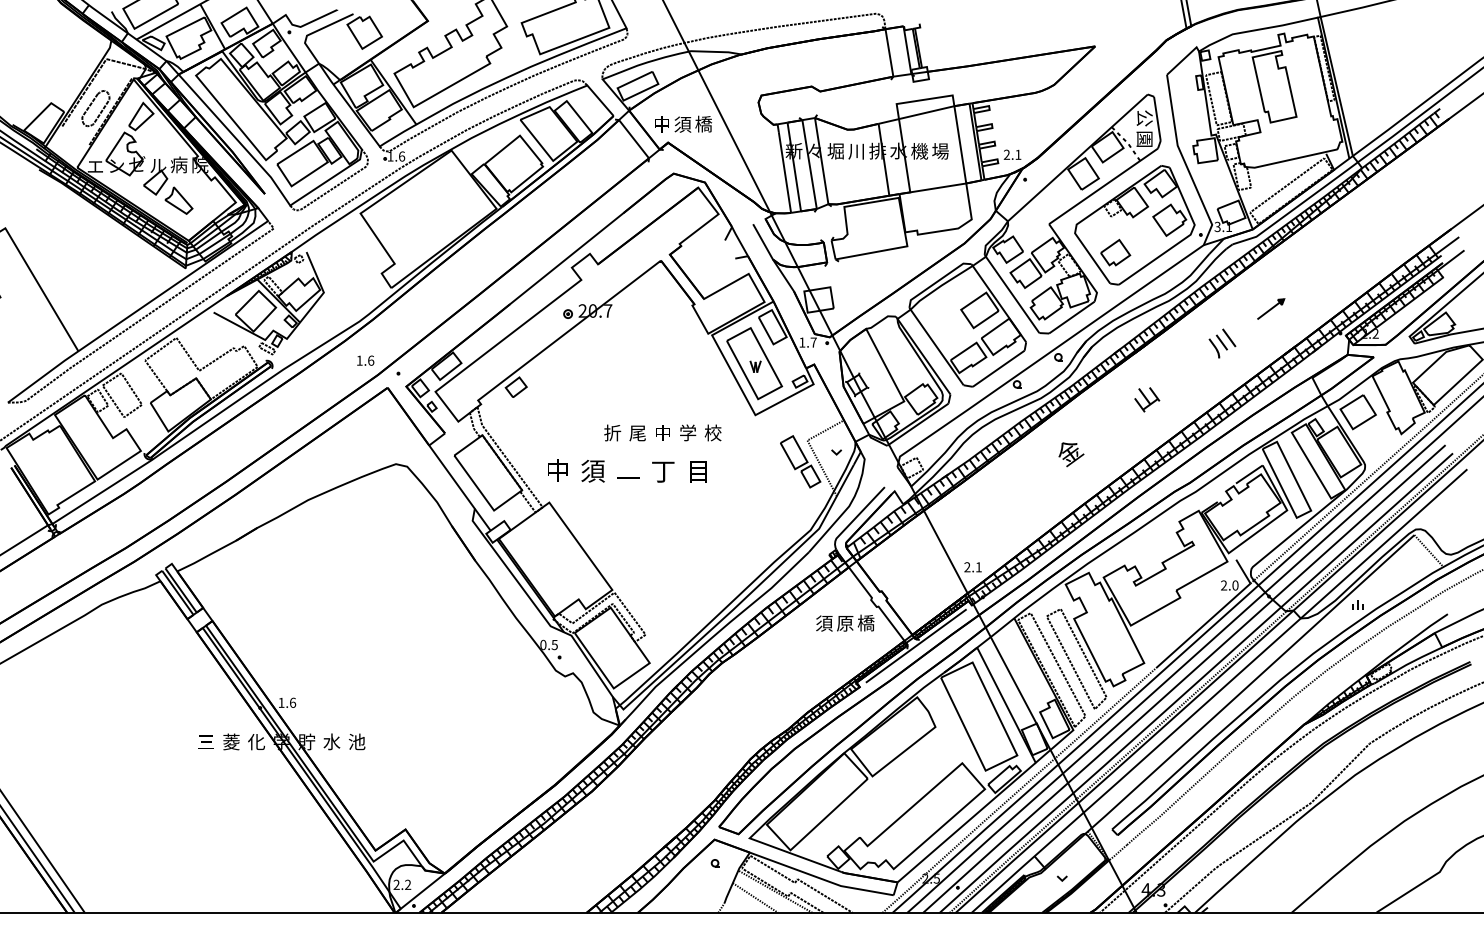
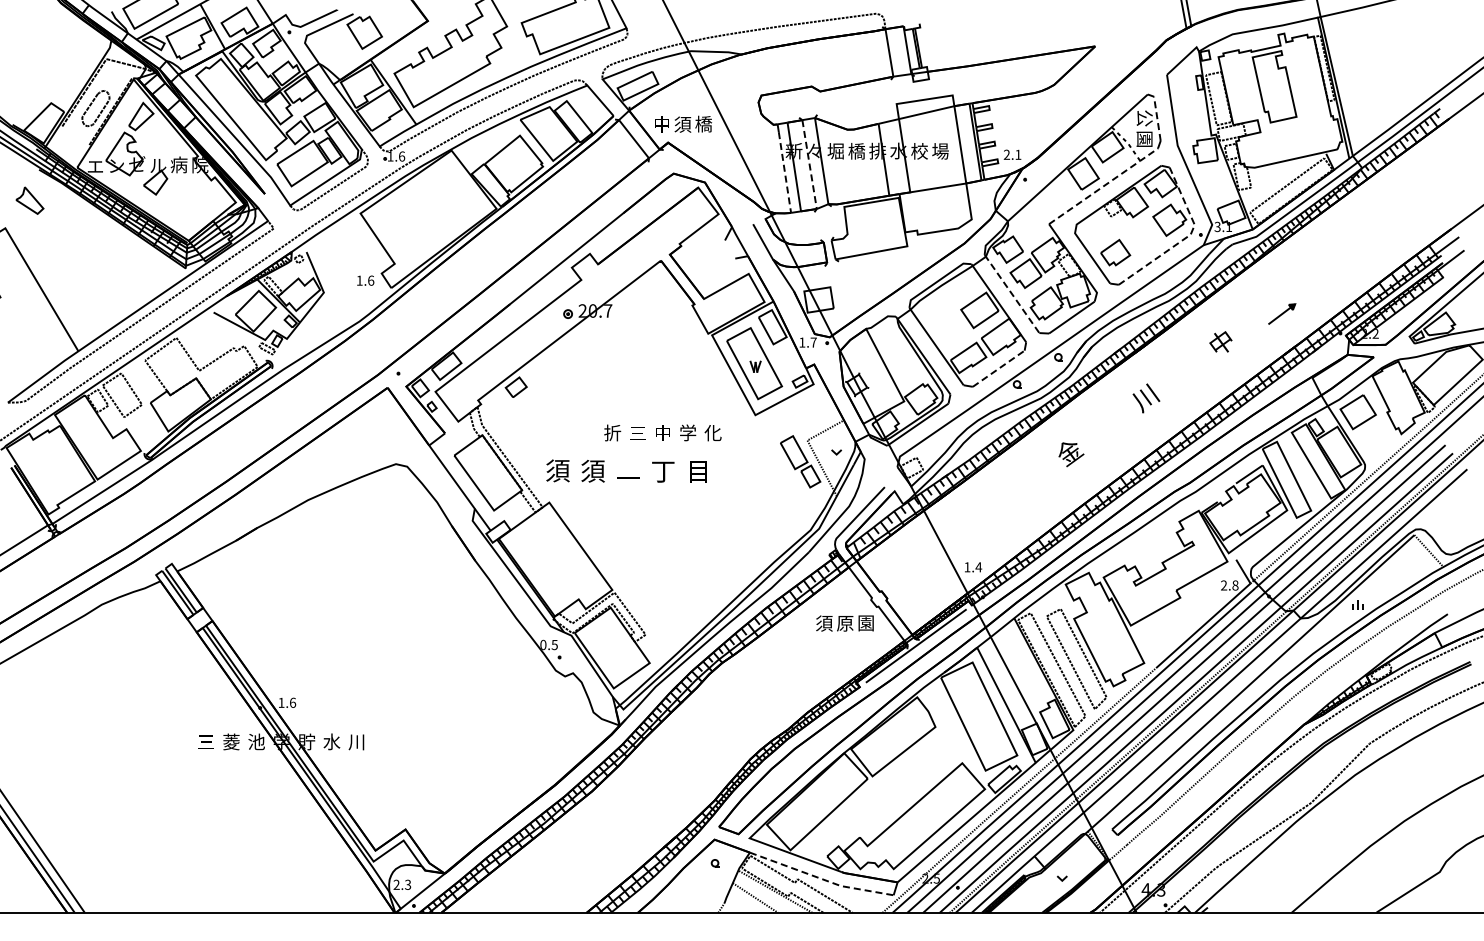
line: solid -> dashed (1157, 118)
text: 川 -> 橋 (856, 151)
text: 機 -> 校 (920, 151)
line: solid -> dashed (809, 165)
line: solid -> dashed (784, 172)
line: solid -> dashed (1104, 186)
part position: (178, 200) -> (29, 200) (29, 200)
line: solid -> dashed (1185, 238)
line: solid -> dashed (1012, 294)
part position: (1271, 308) -> (1282, 313) (1282, 313)
text: 川 -> 中 (1222, 343)
text position: (365, 360) -> (365, 280) (365, 280)
line: solid -> dashed (998, 368)
text: 山 -> 川 (1146, 398)
text: 校 -> 化 (712, 432)
text: 尾 -> 三 (637, 433)
text: 中 -> 須 (557, 470)
text: 2.1 -> 1.4 (973, 567)
text: 2.0 -> 2.8 (1235, 585)
text: 橋 -> 園 (865, 622)
text: 化 -> 池 (256, 741)
text: 池 -> 川 (356, 741)
line: solid -> dashed (820, 878)
text: 2.2 -> 2.3 (408, 884)
